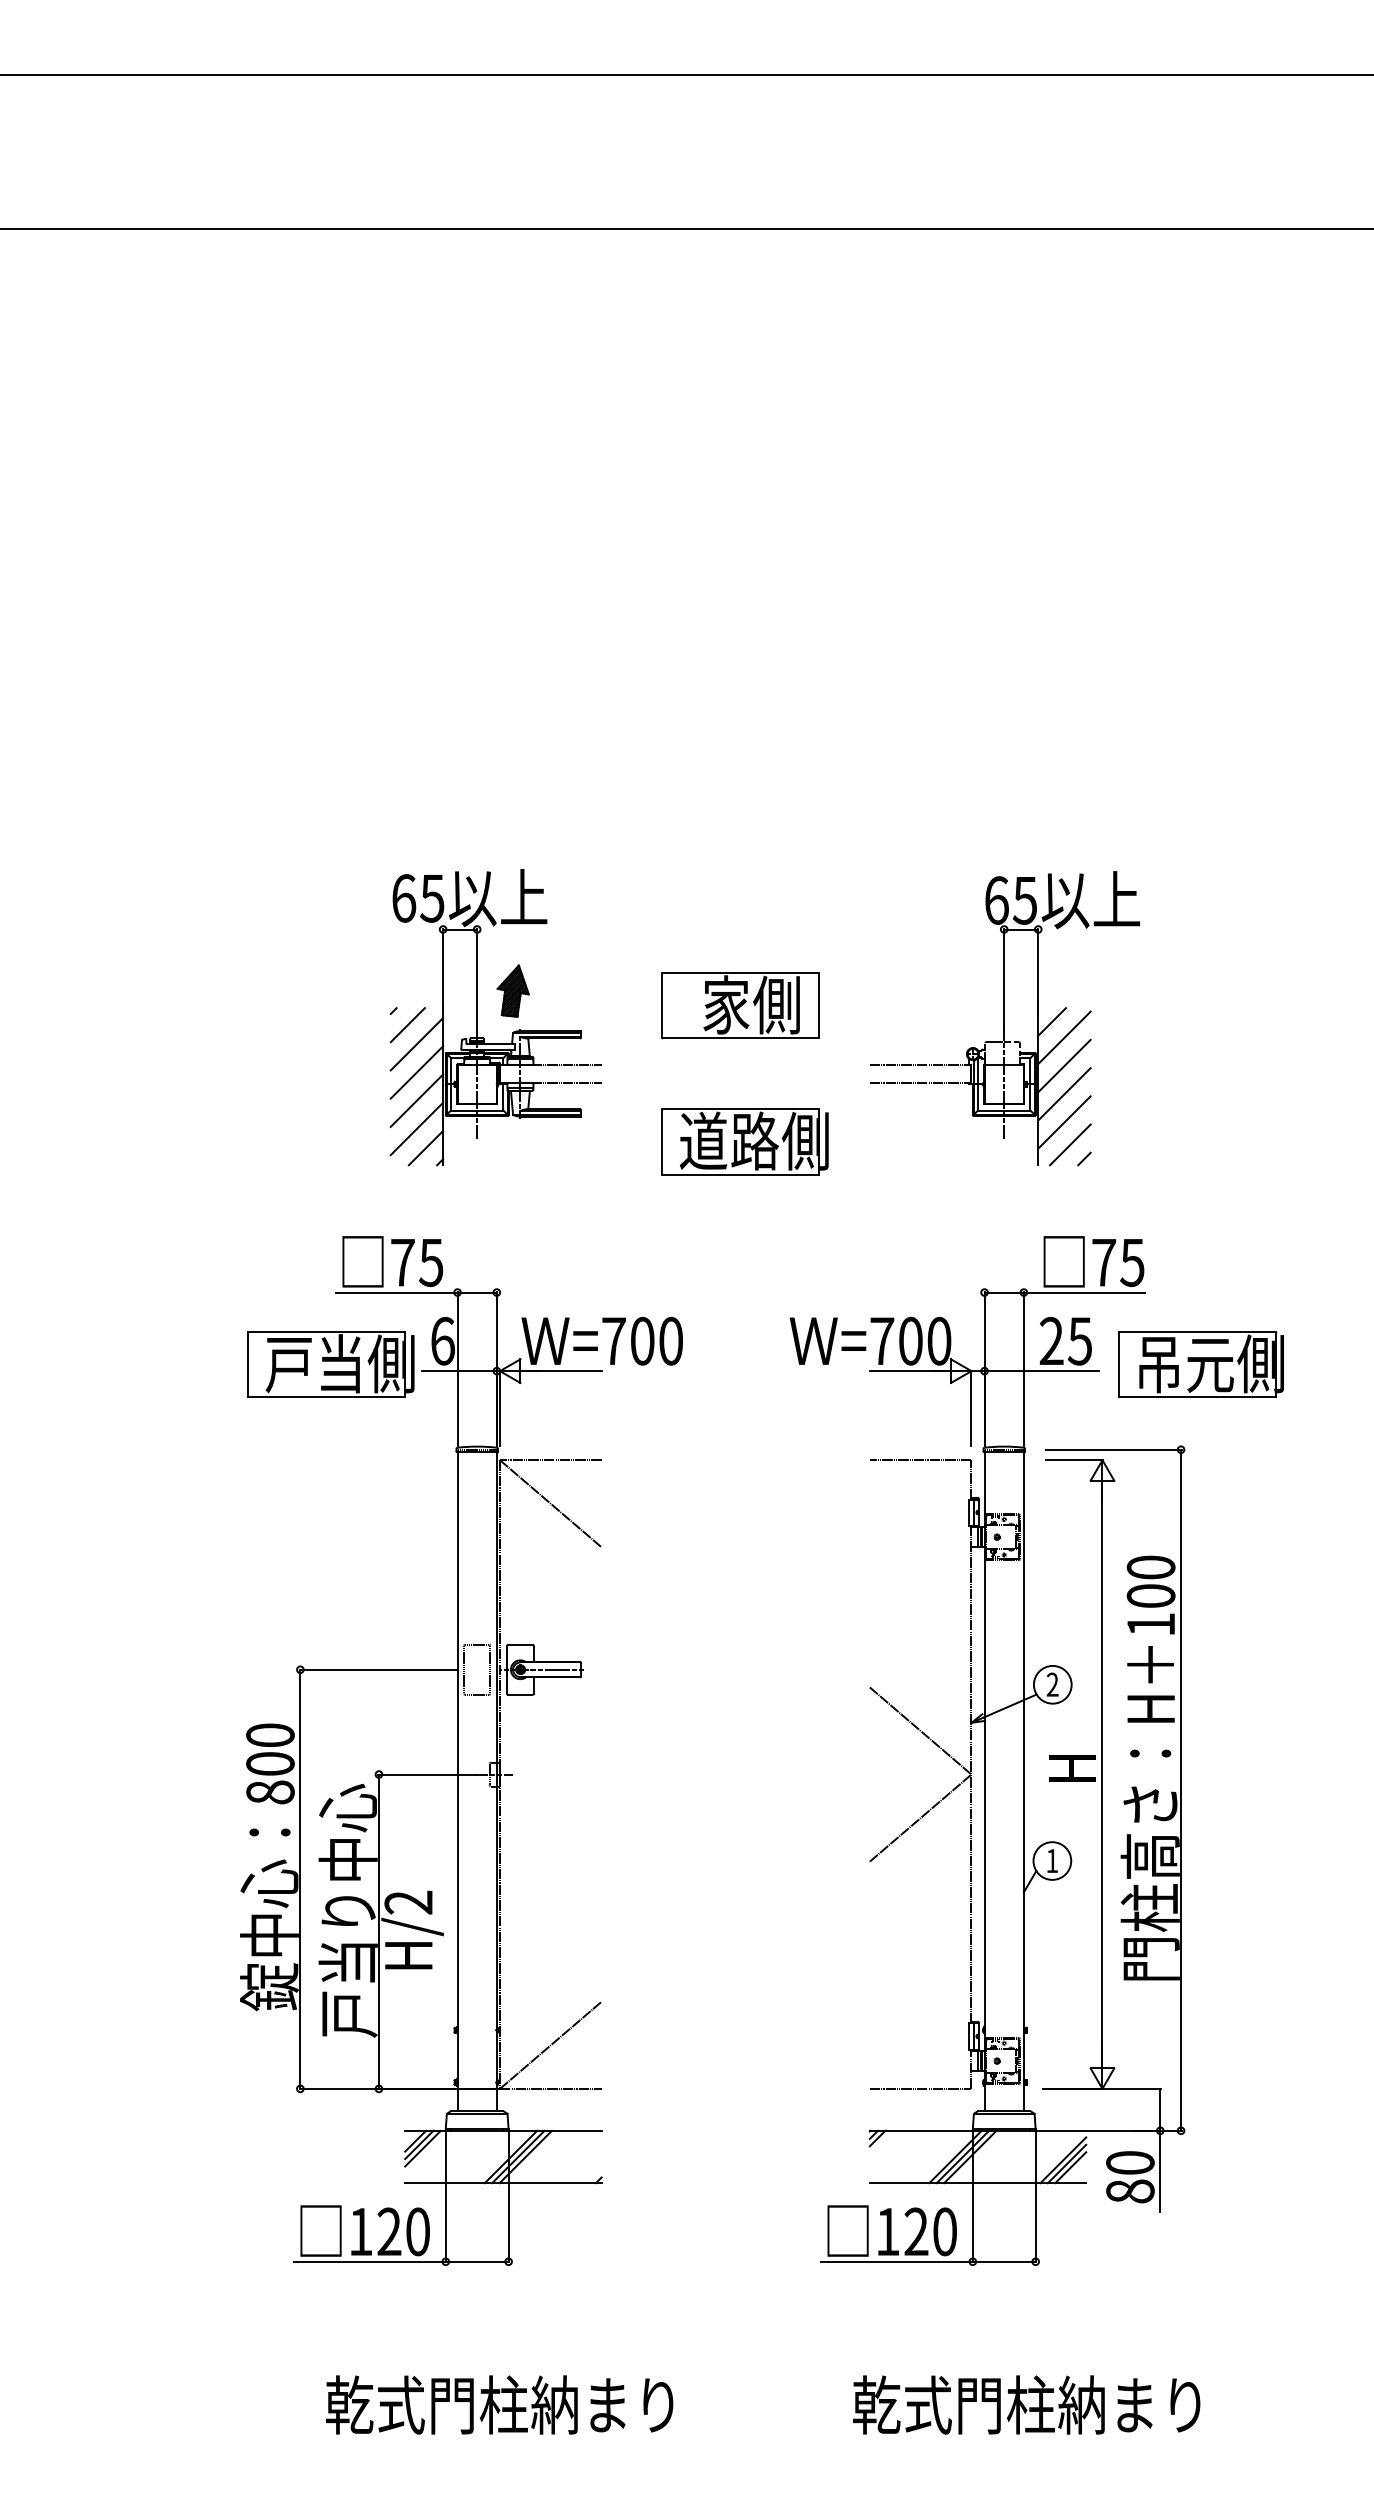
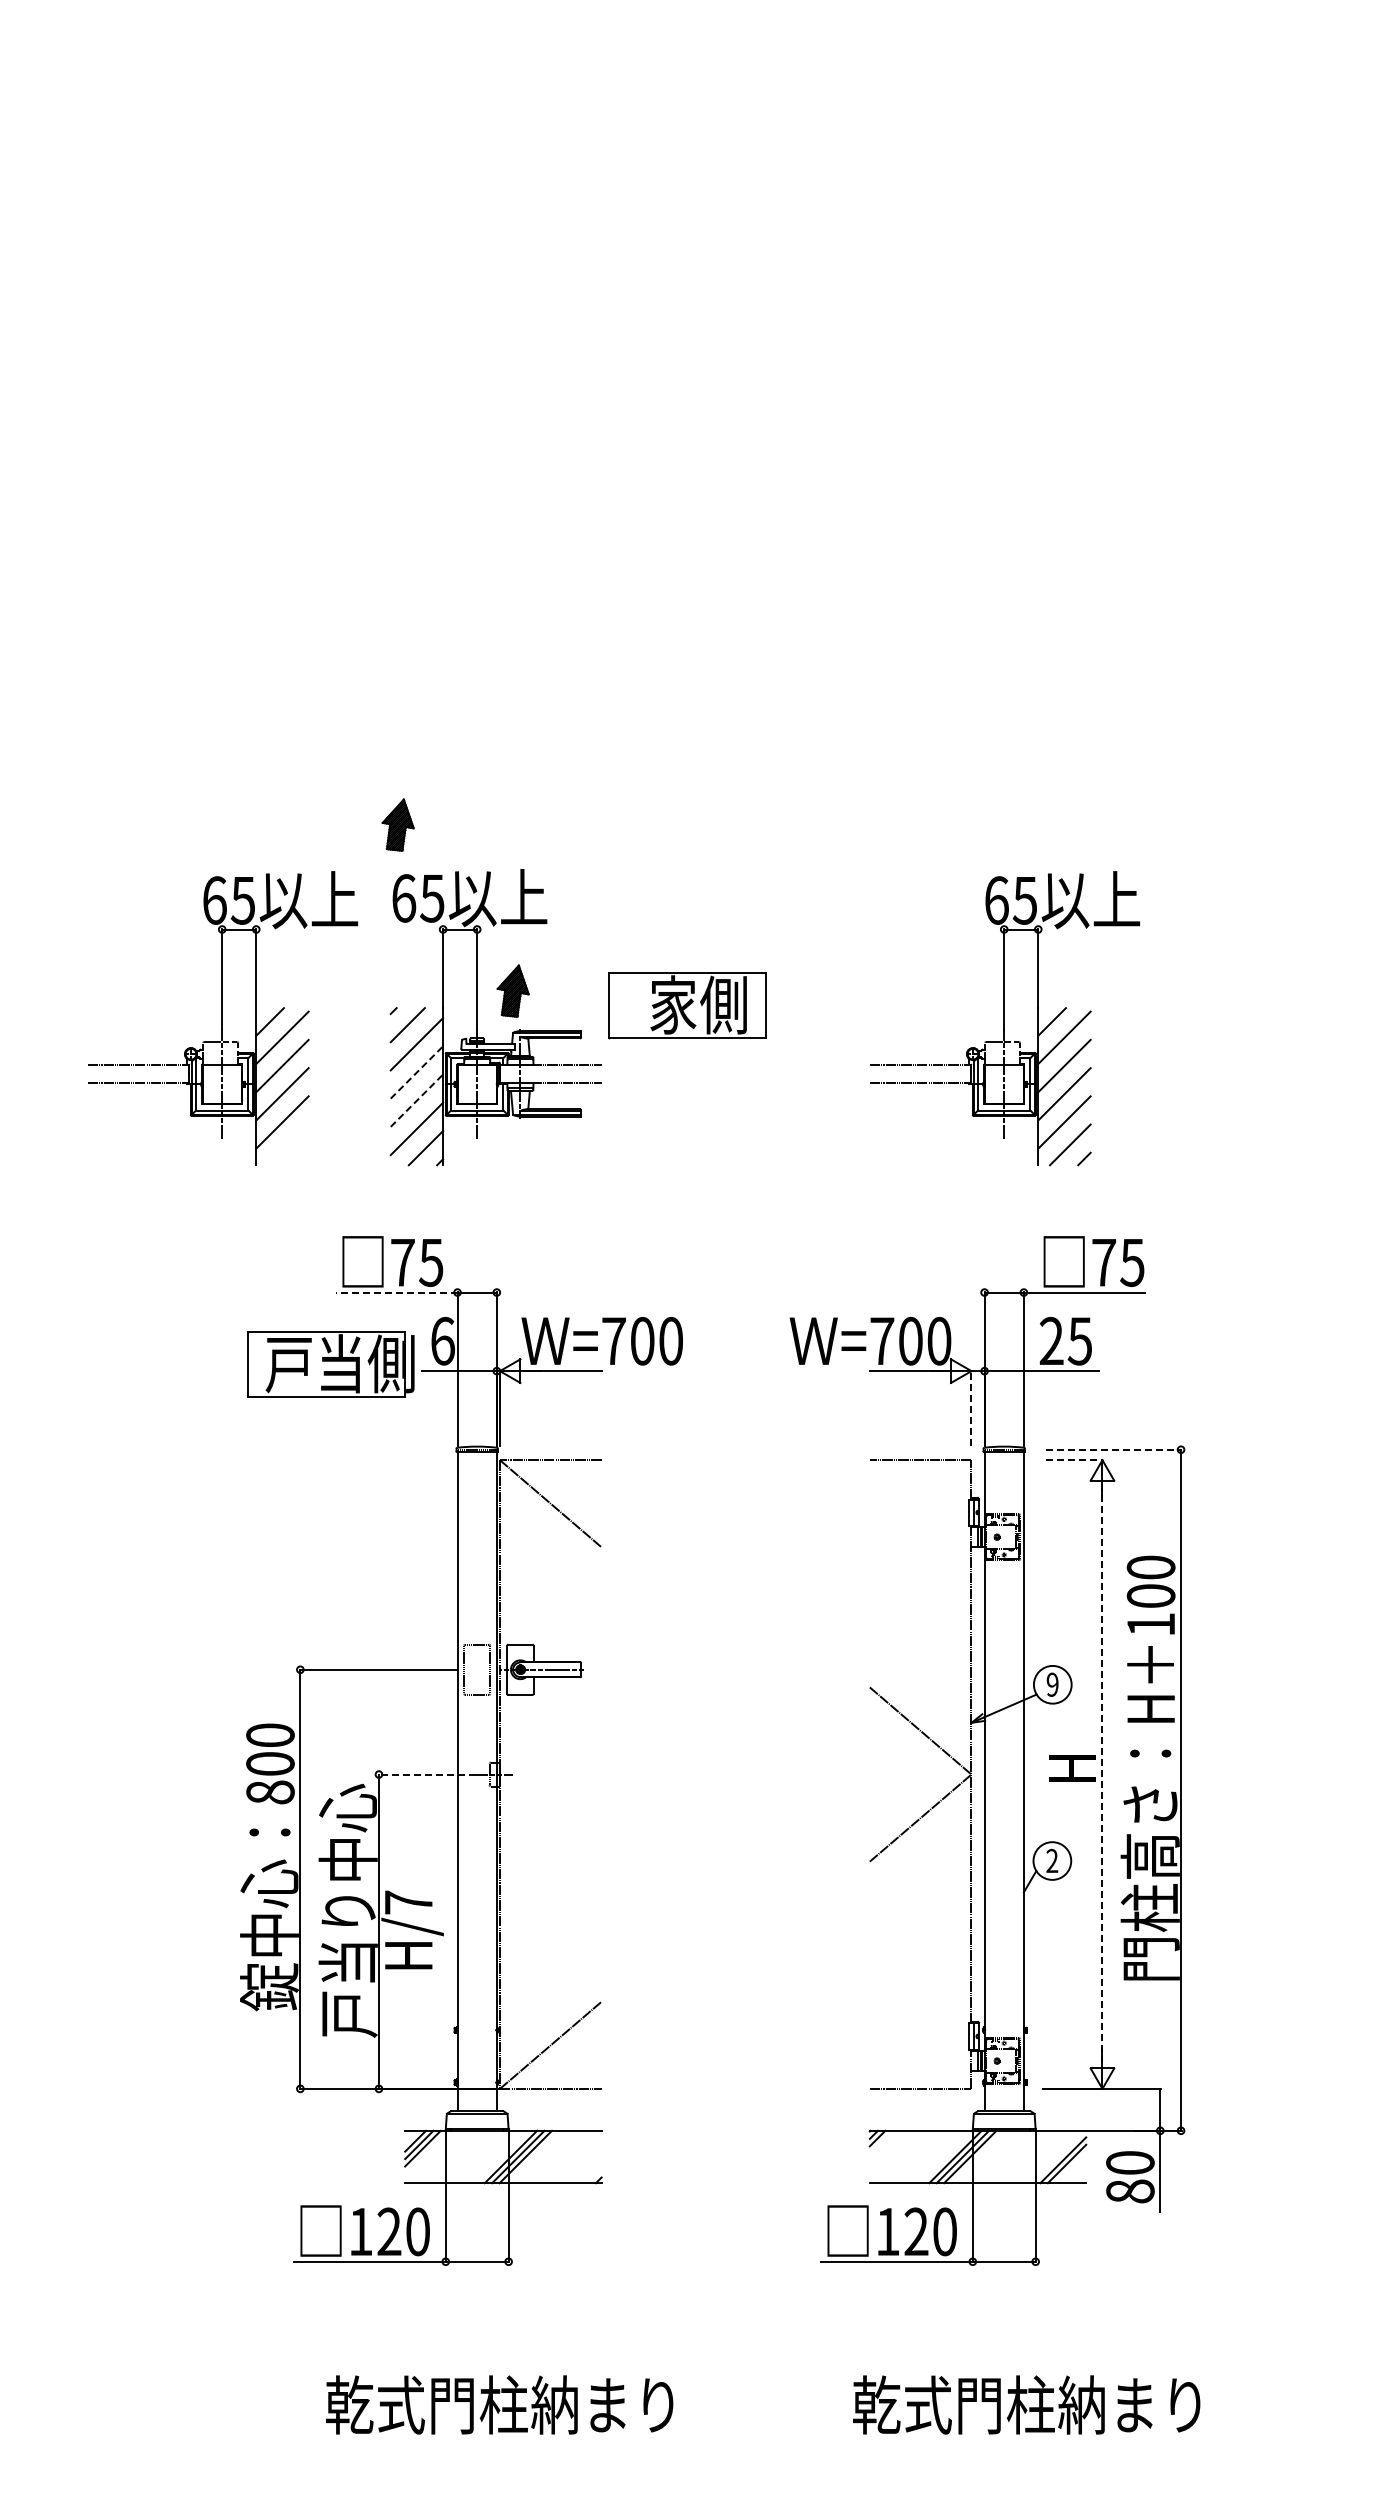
line: present -> none (686, 75)
line: present -> none (686, 228)
part: none -> present (397, 824)
part position: (740, 1005) -> (687, 1005) (687, 1005)
part: none -> present (223, 1018)
line: solid -> dashed (417, 1072)
line: solid -> dashed (417, 1100)
part: present -> none (744, 1141)
line: solid -> dashed (396, 1292)
part: present -> none (1200, 1364)
line: solid -> dashed (971, 1408)
line: solid -> dashed (1114, 1449)
line: solid -> dashed (1074, 1460)
text: 2 -> 9 (1052, 1684)
line: solid -> dashed (427, 1774)
line: solid -> dashed (1102, 1774)
text: 1 -> 2 (1052, 1860)
text: H/2 -> H/7 (408, 1902)
line: present -> none (1070, 2167)
